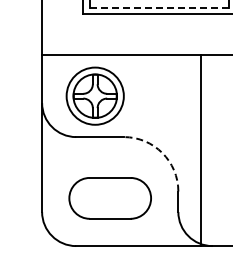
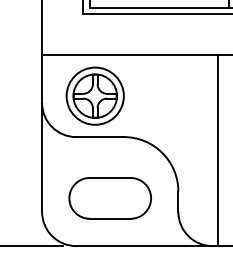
line: dashed -> solid (161, 7)
line position: (200, 150) -> (217, 150) (217, 150)
arc: dashed -> solid (162, 153)
line: none -> present (32, 246)
